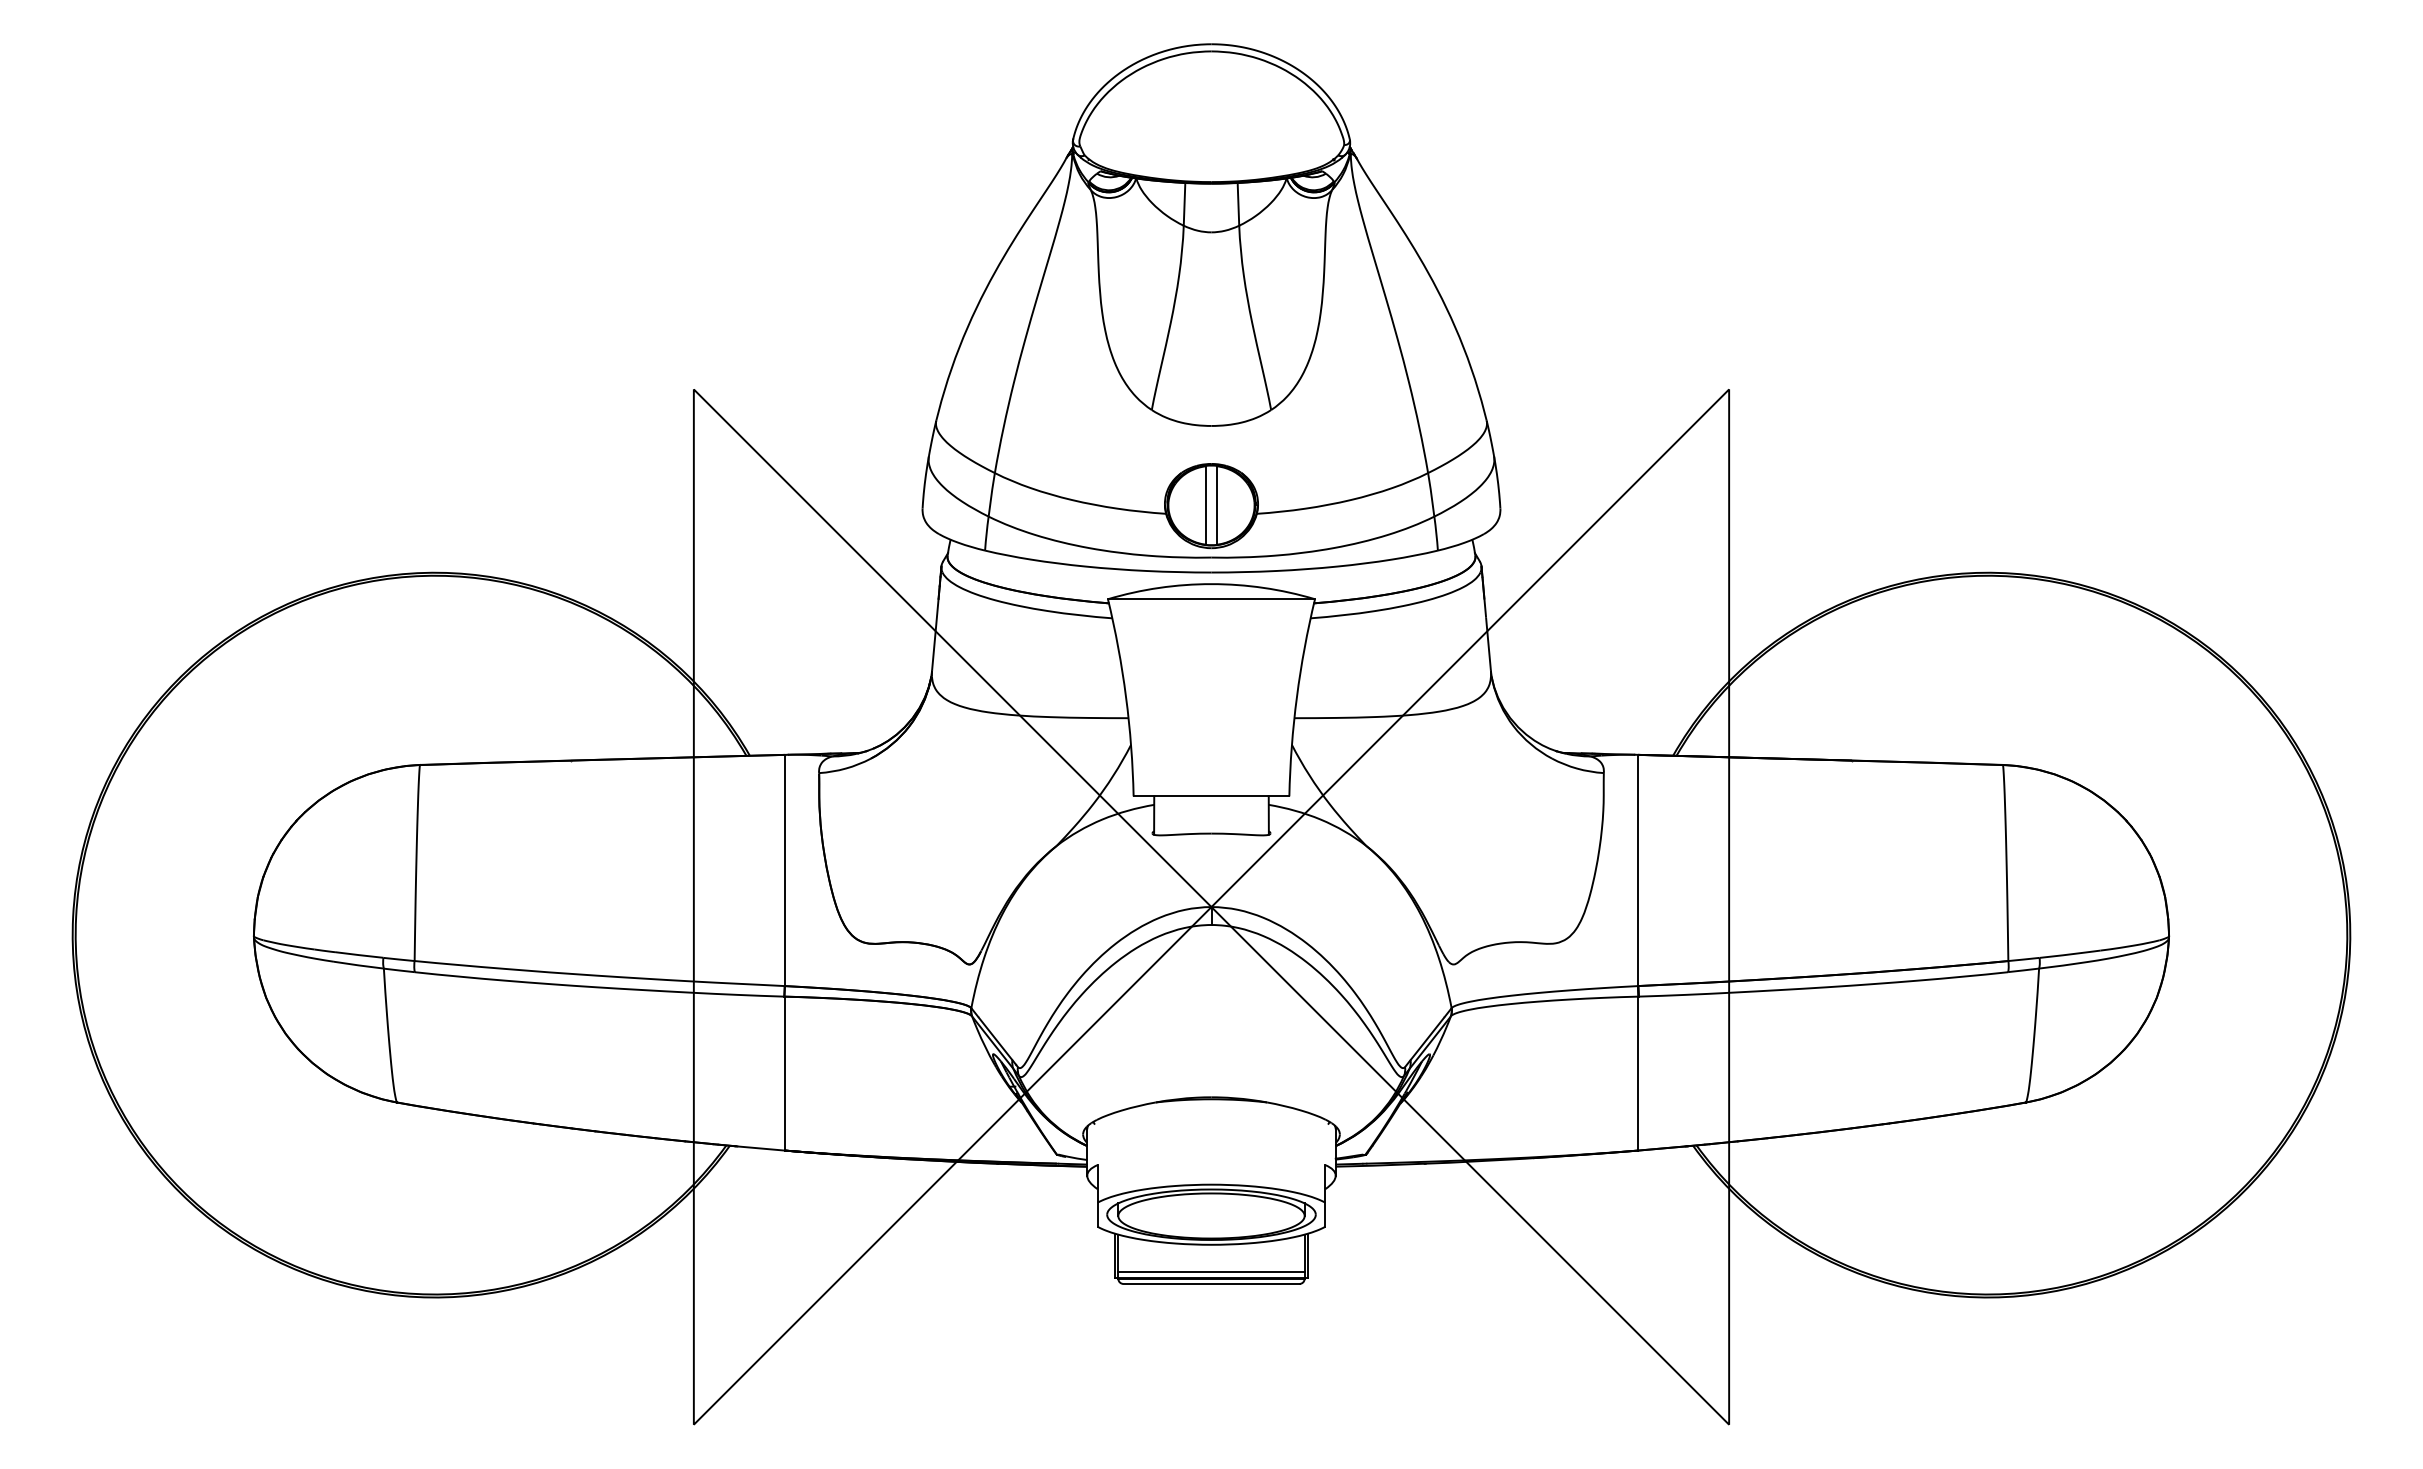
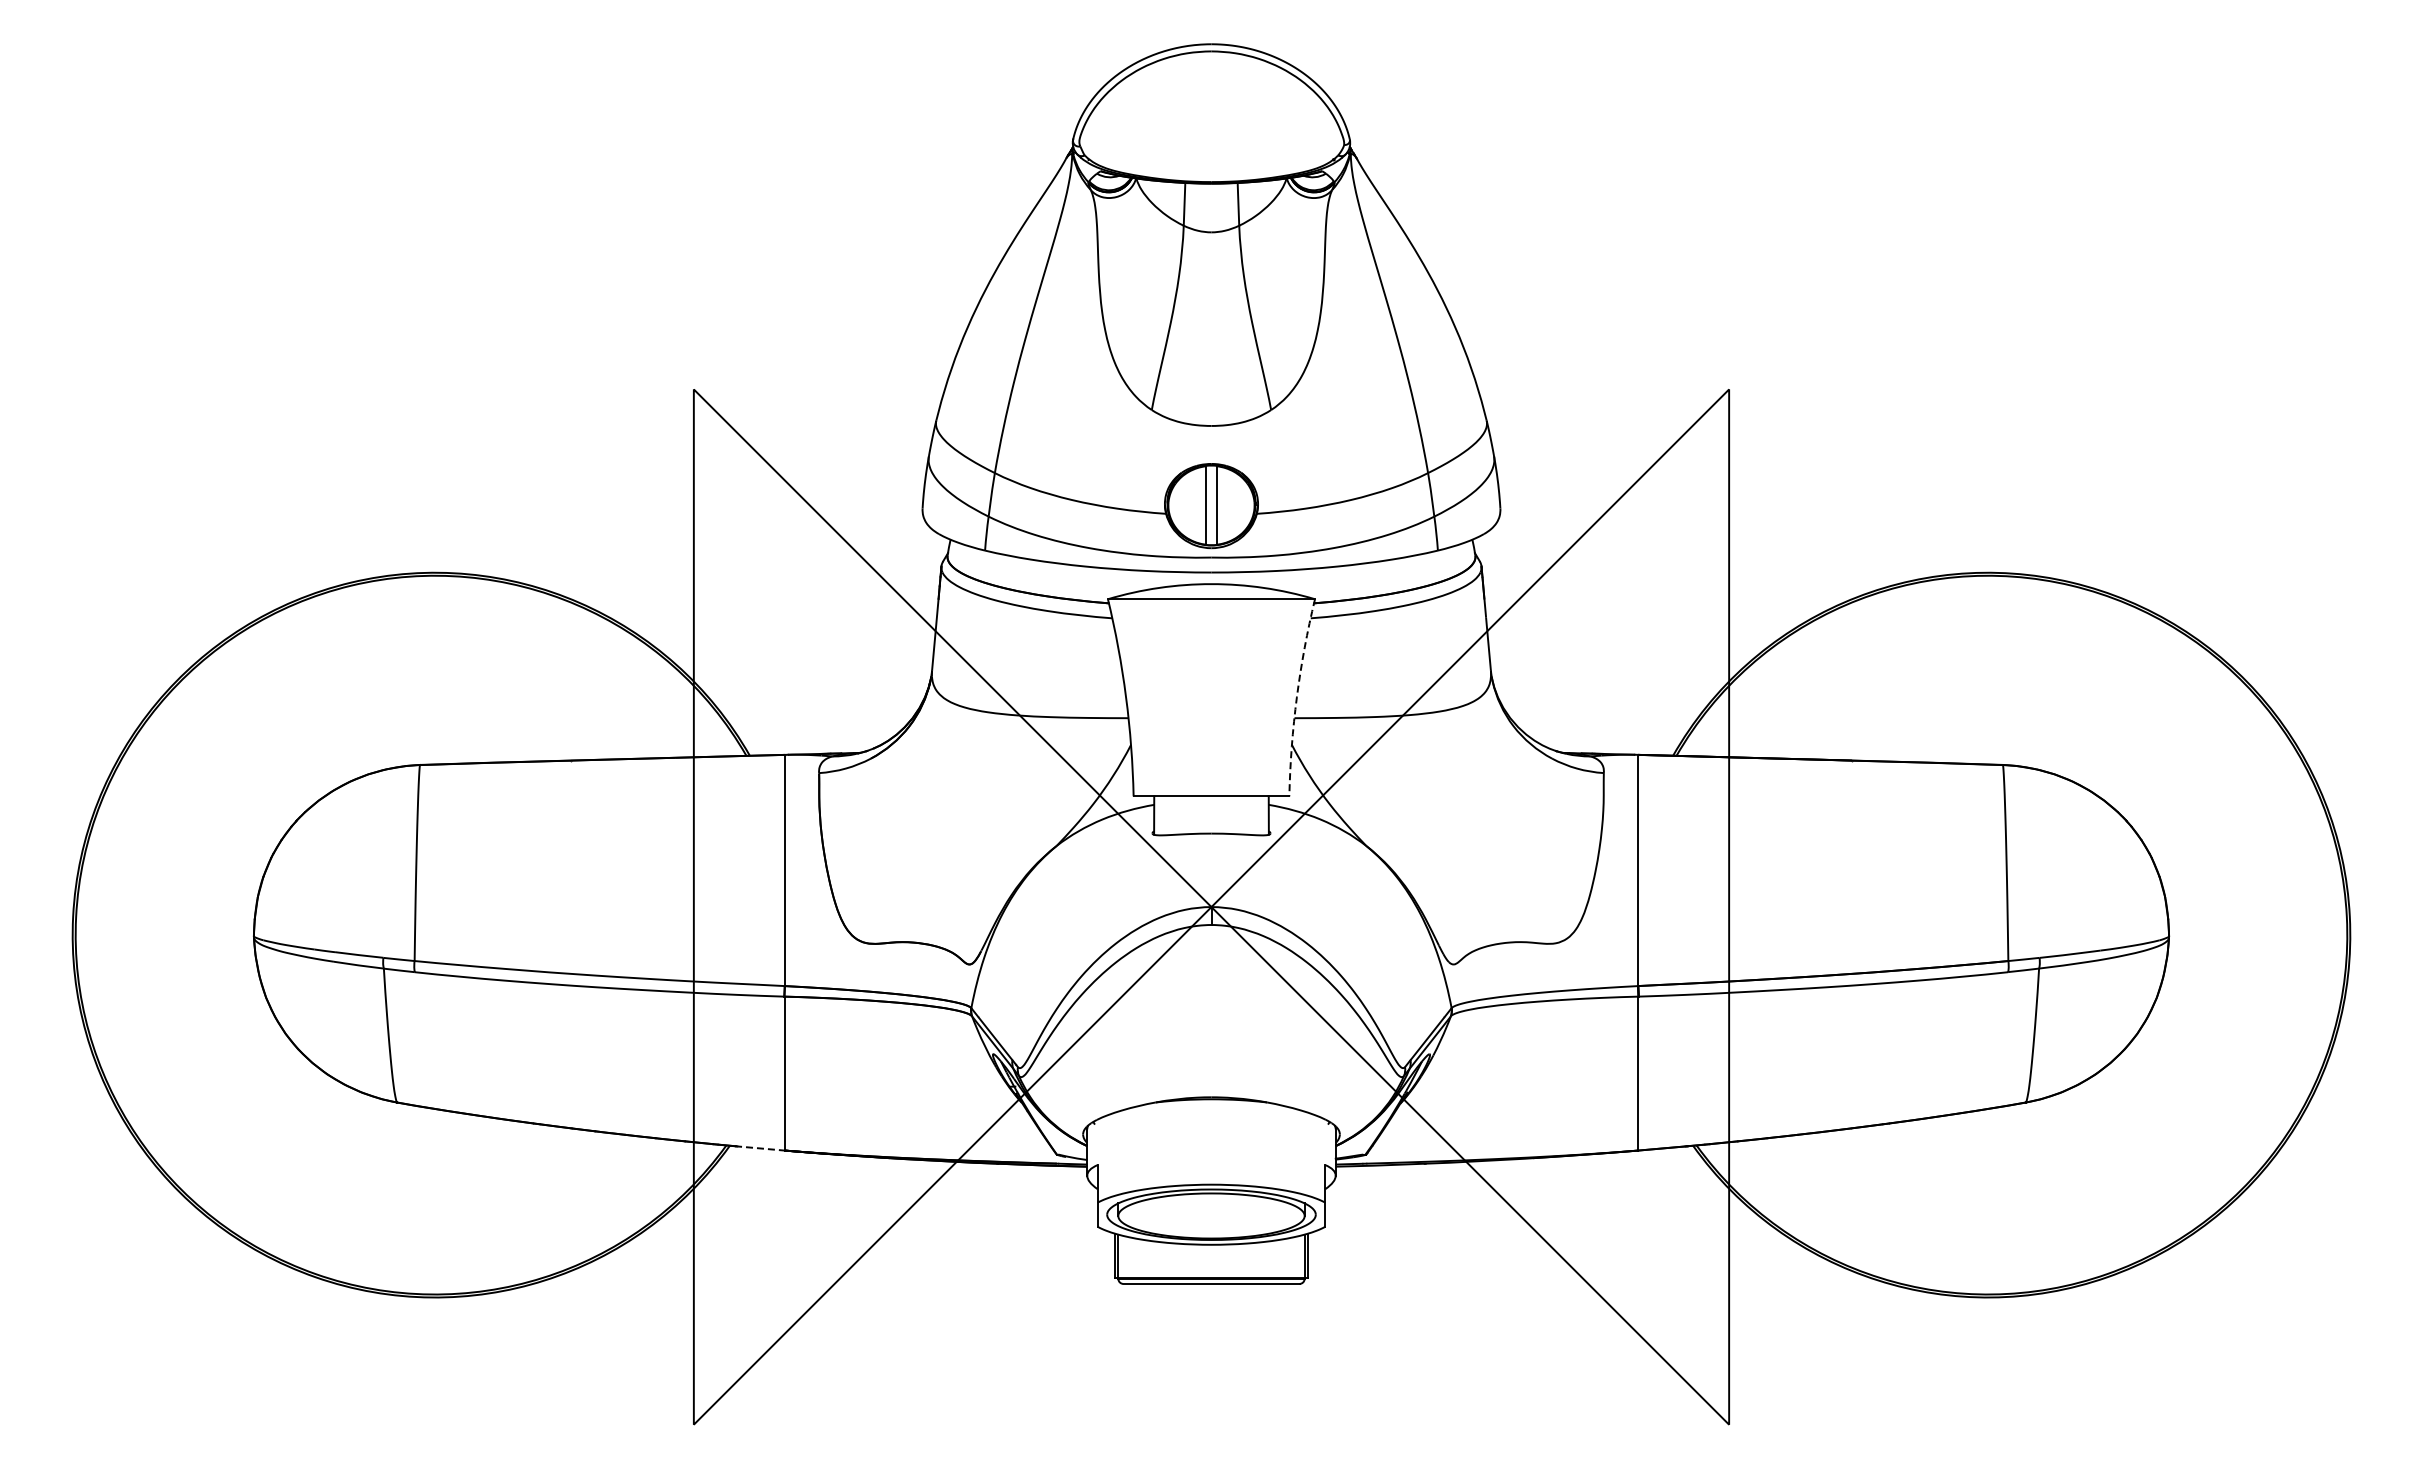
arc: solid -> dashed (1296, 697)
line: solid -> dashed (759, 1148)
line: present -> none (1211, 1271)
